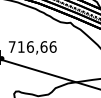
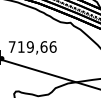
text: 716,66 -> 719,66 (29, 46)
